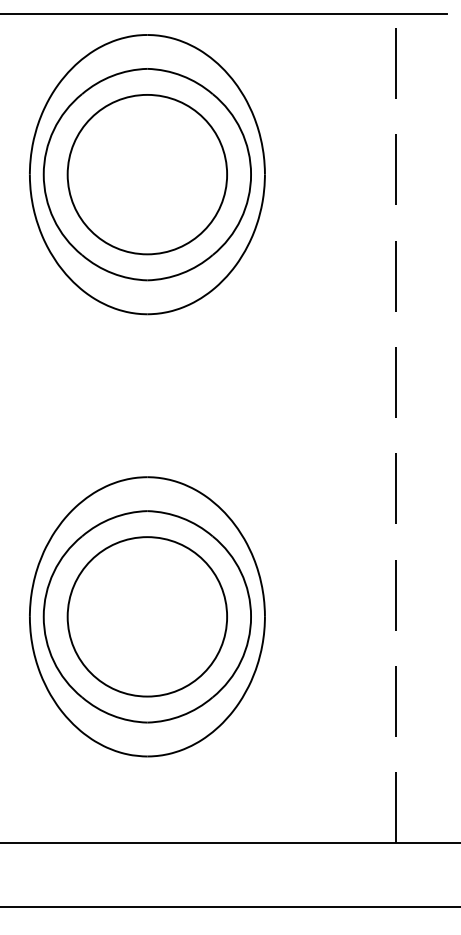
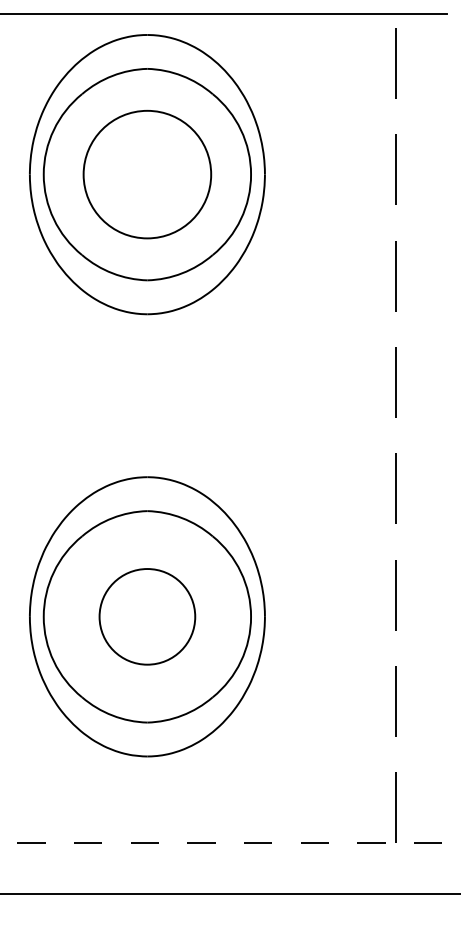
circle diameter: 159 px -> 128 px (147, 174)
circle diameter: 159 px -> 96 px (147, 616)
line: solid -> dashed (230, 843)
line position: (229, 906) -> (229, 893) (229, 893)
